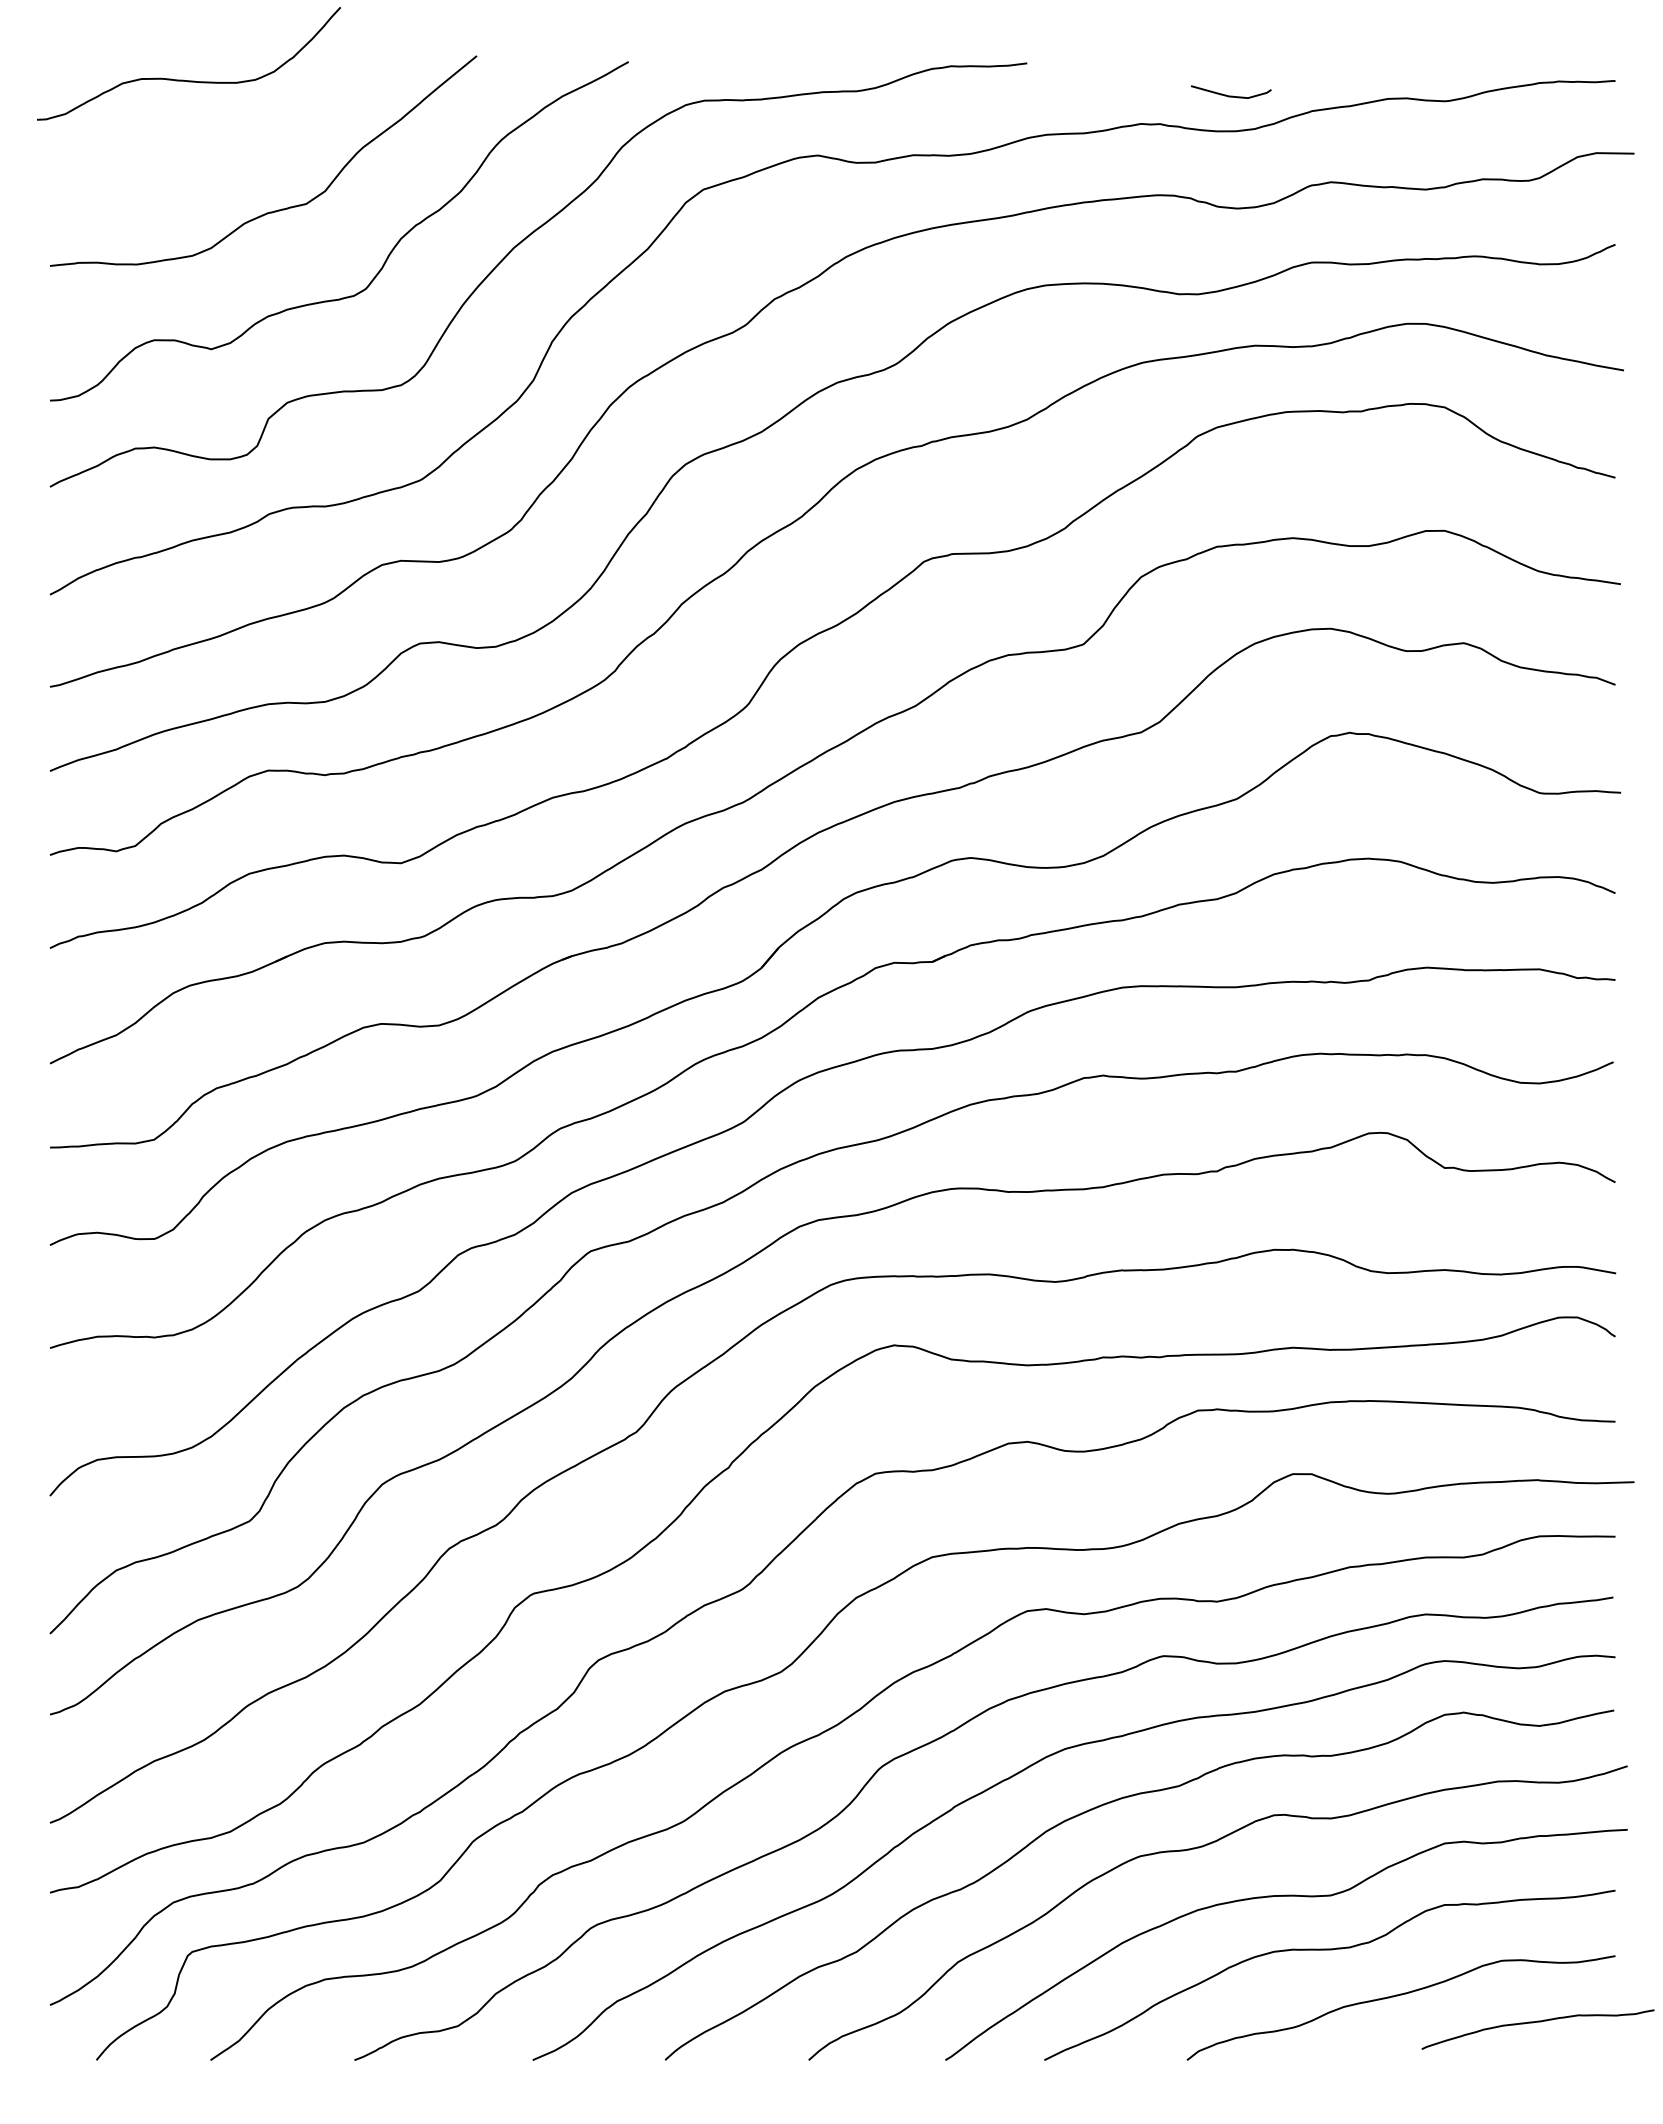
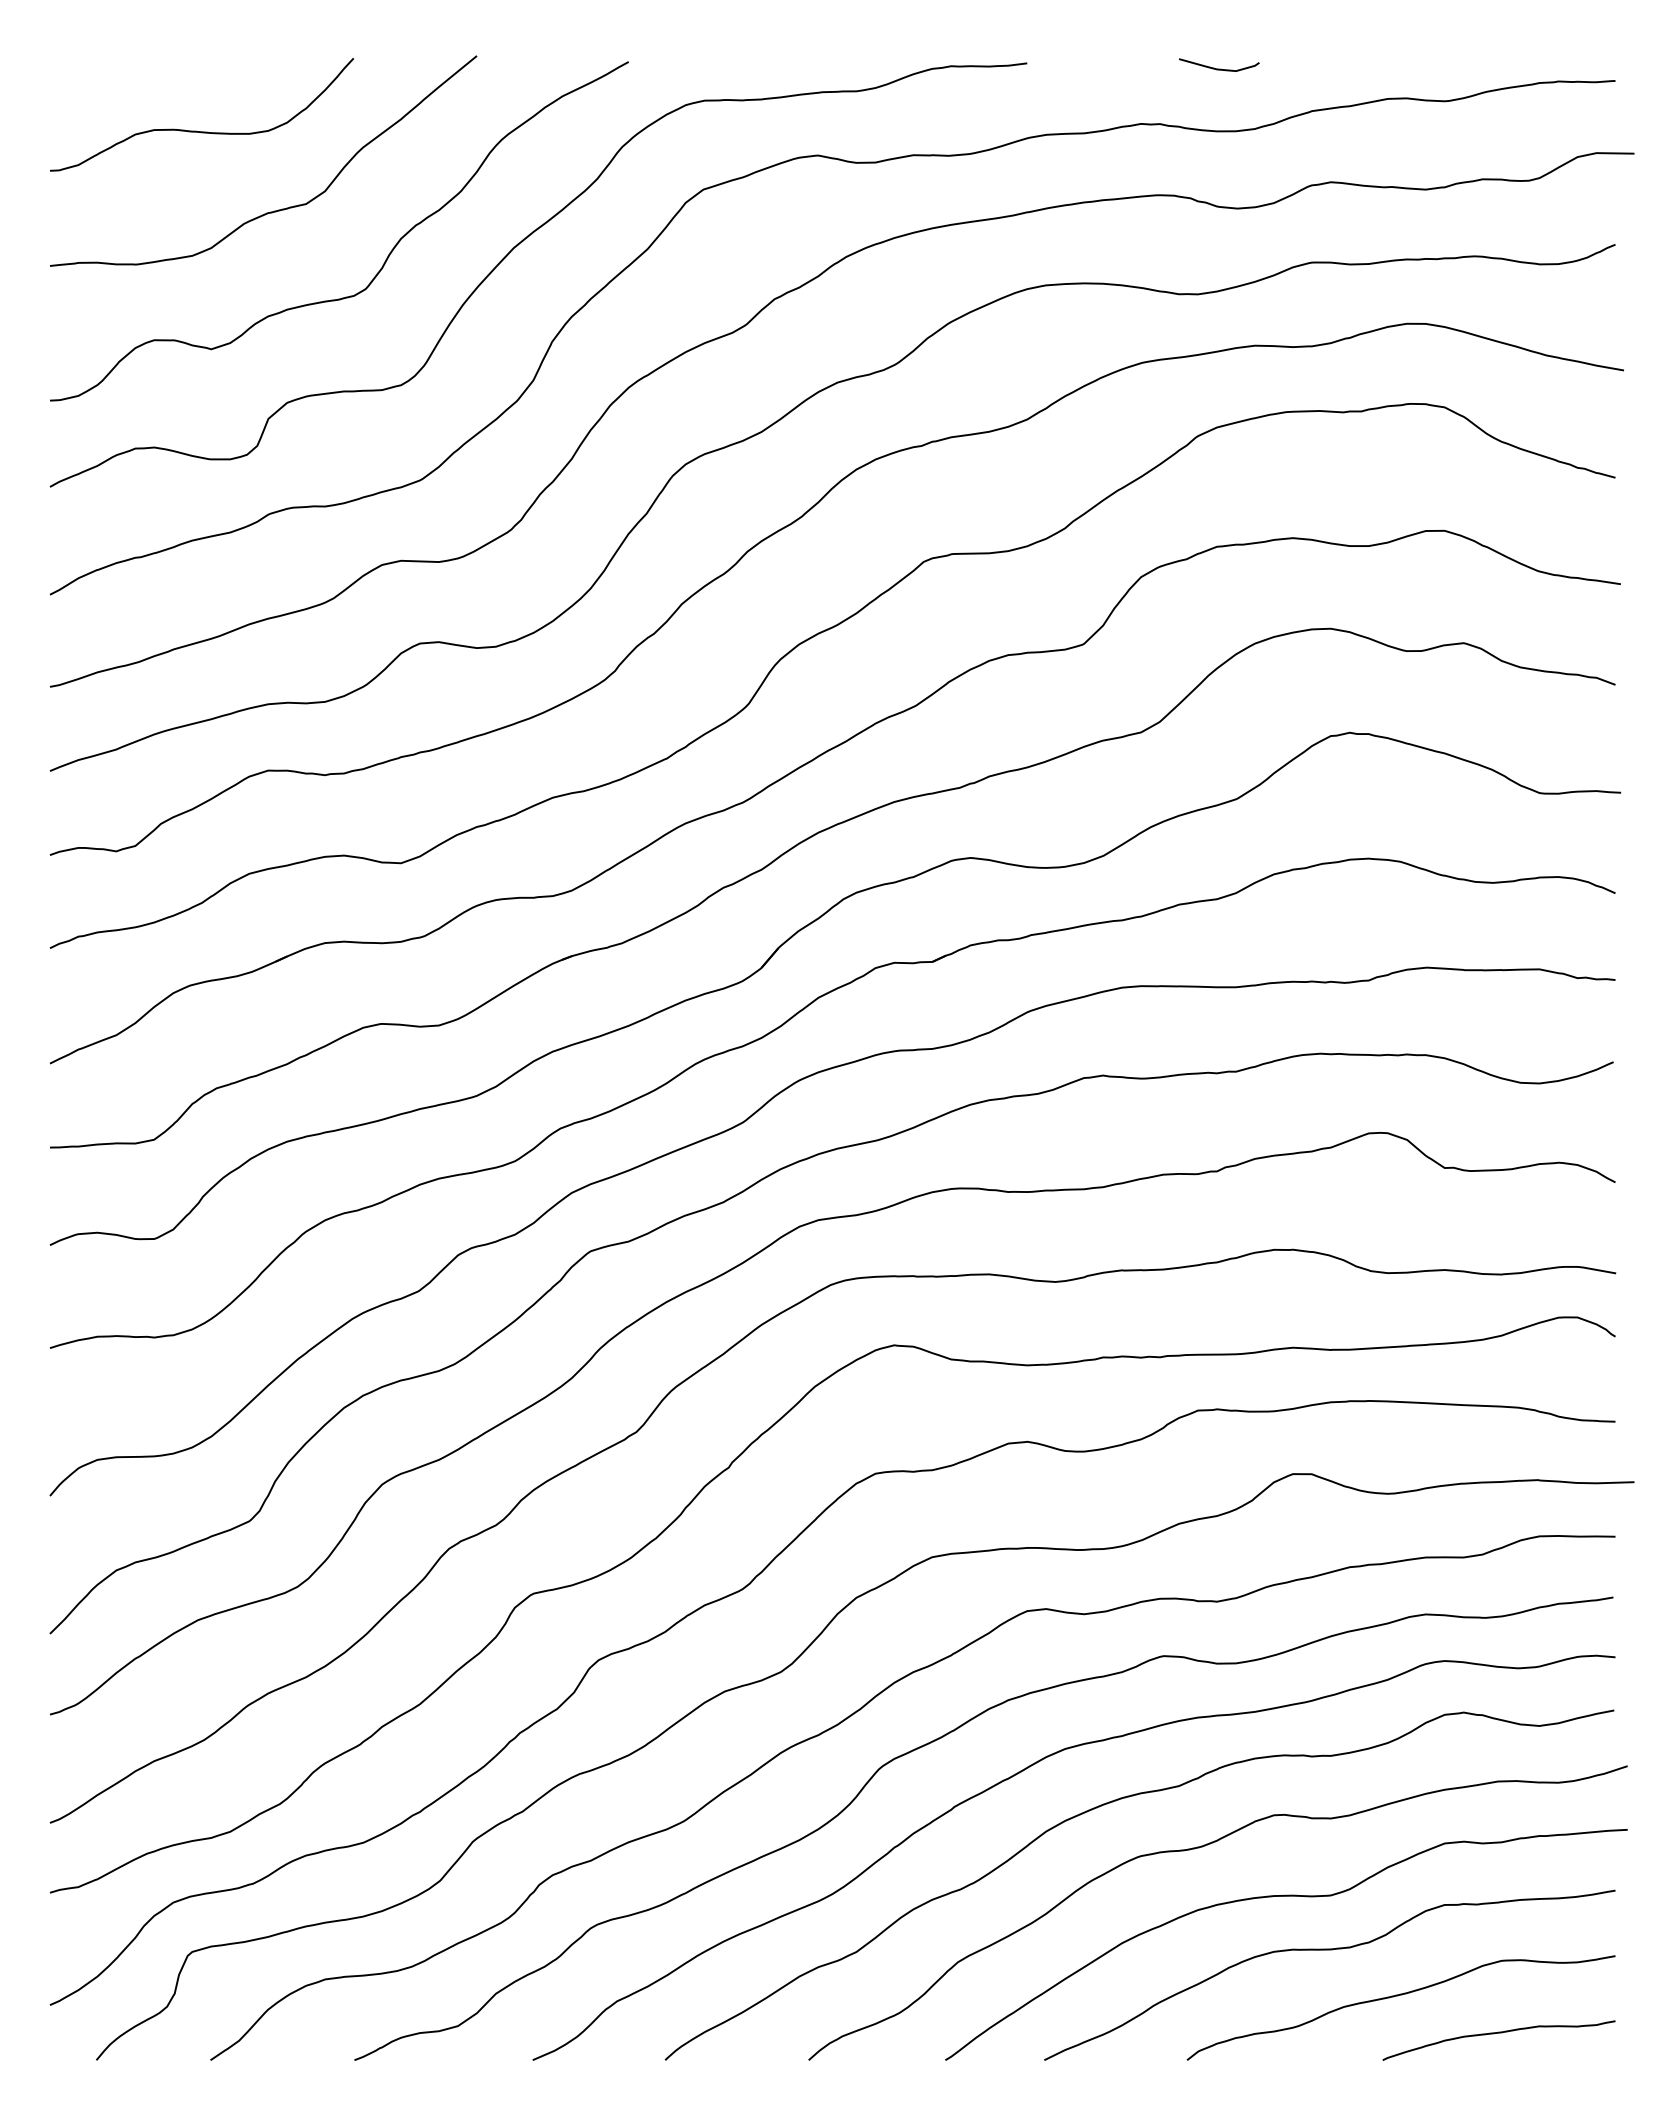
curve position: (183, 79) -> (196, 130) (196, 130)
curve position: (1231, 95) -> (1219, 68) (1219, 68)
curve position: (1537, 2022) -> (1498, 2033) (1498, 2033)
